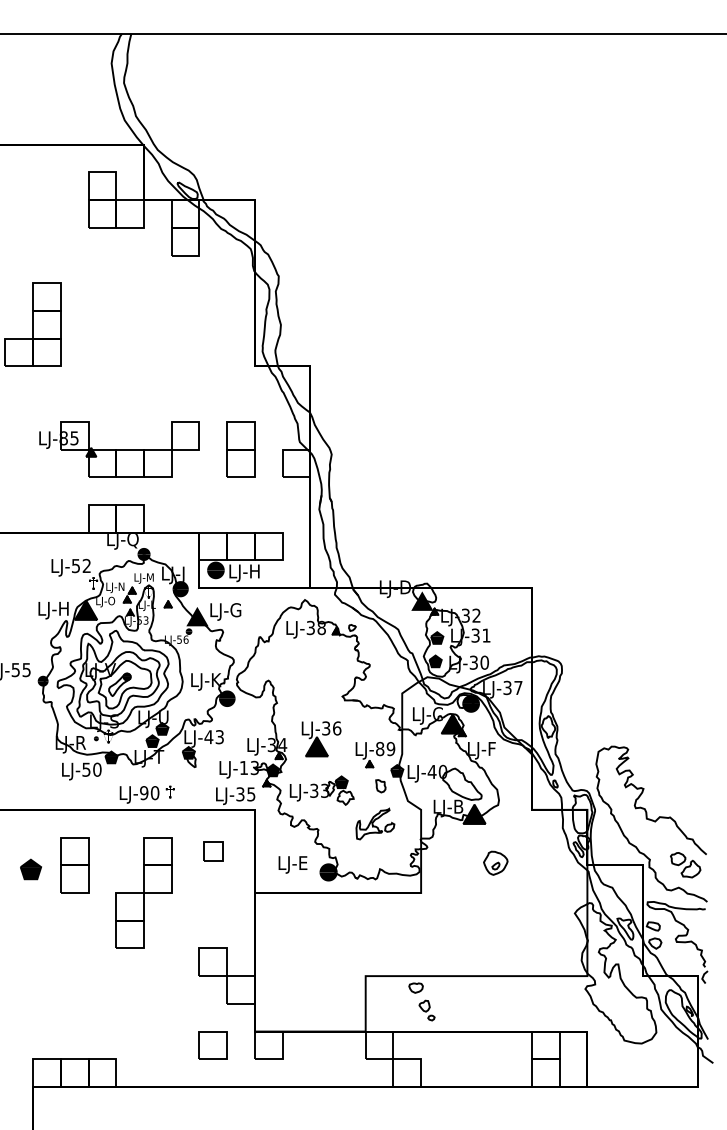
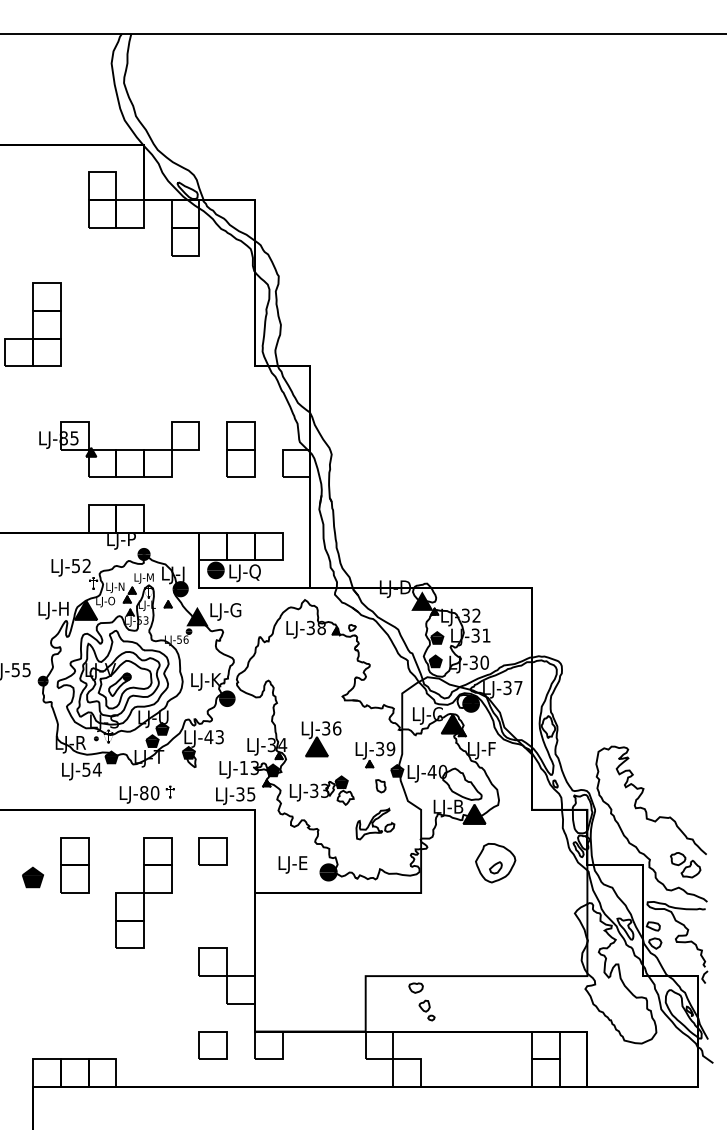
text: LJ-Q -> LJ-P (132, 541)
text: LJ-H -> LJ-Q (254, 572)
text: LJ-89 -> LJ-39 (380, 749)
text: LJ-50 -> LJ-54 (96, 769)
text: LJ-90 -> LJ-80 (144, 793)
part size: 21x21 px -> 30x29 px (212, 851)
part size: 26x26 px -> 42x41 px (495, 863)
part position: (30, 869) -> (32, 877) (32, 877)
